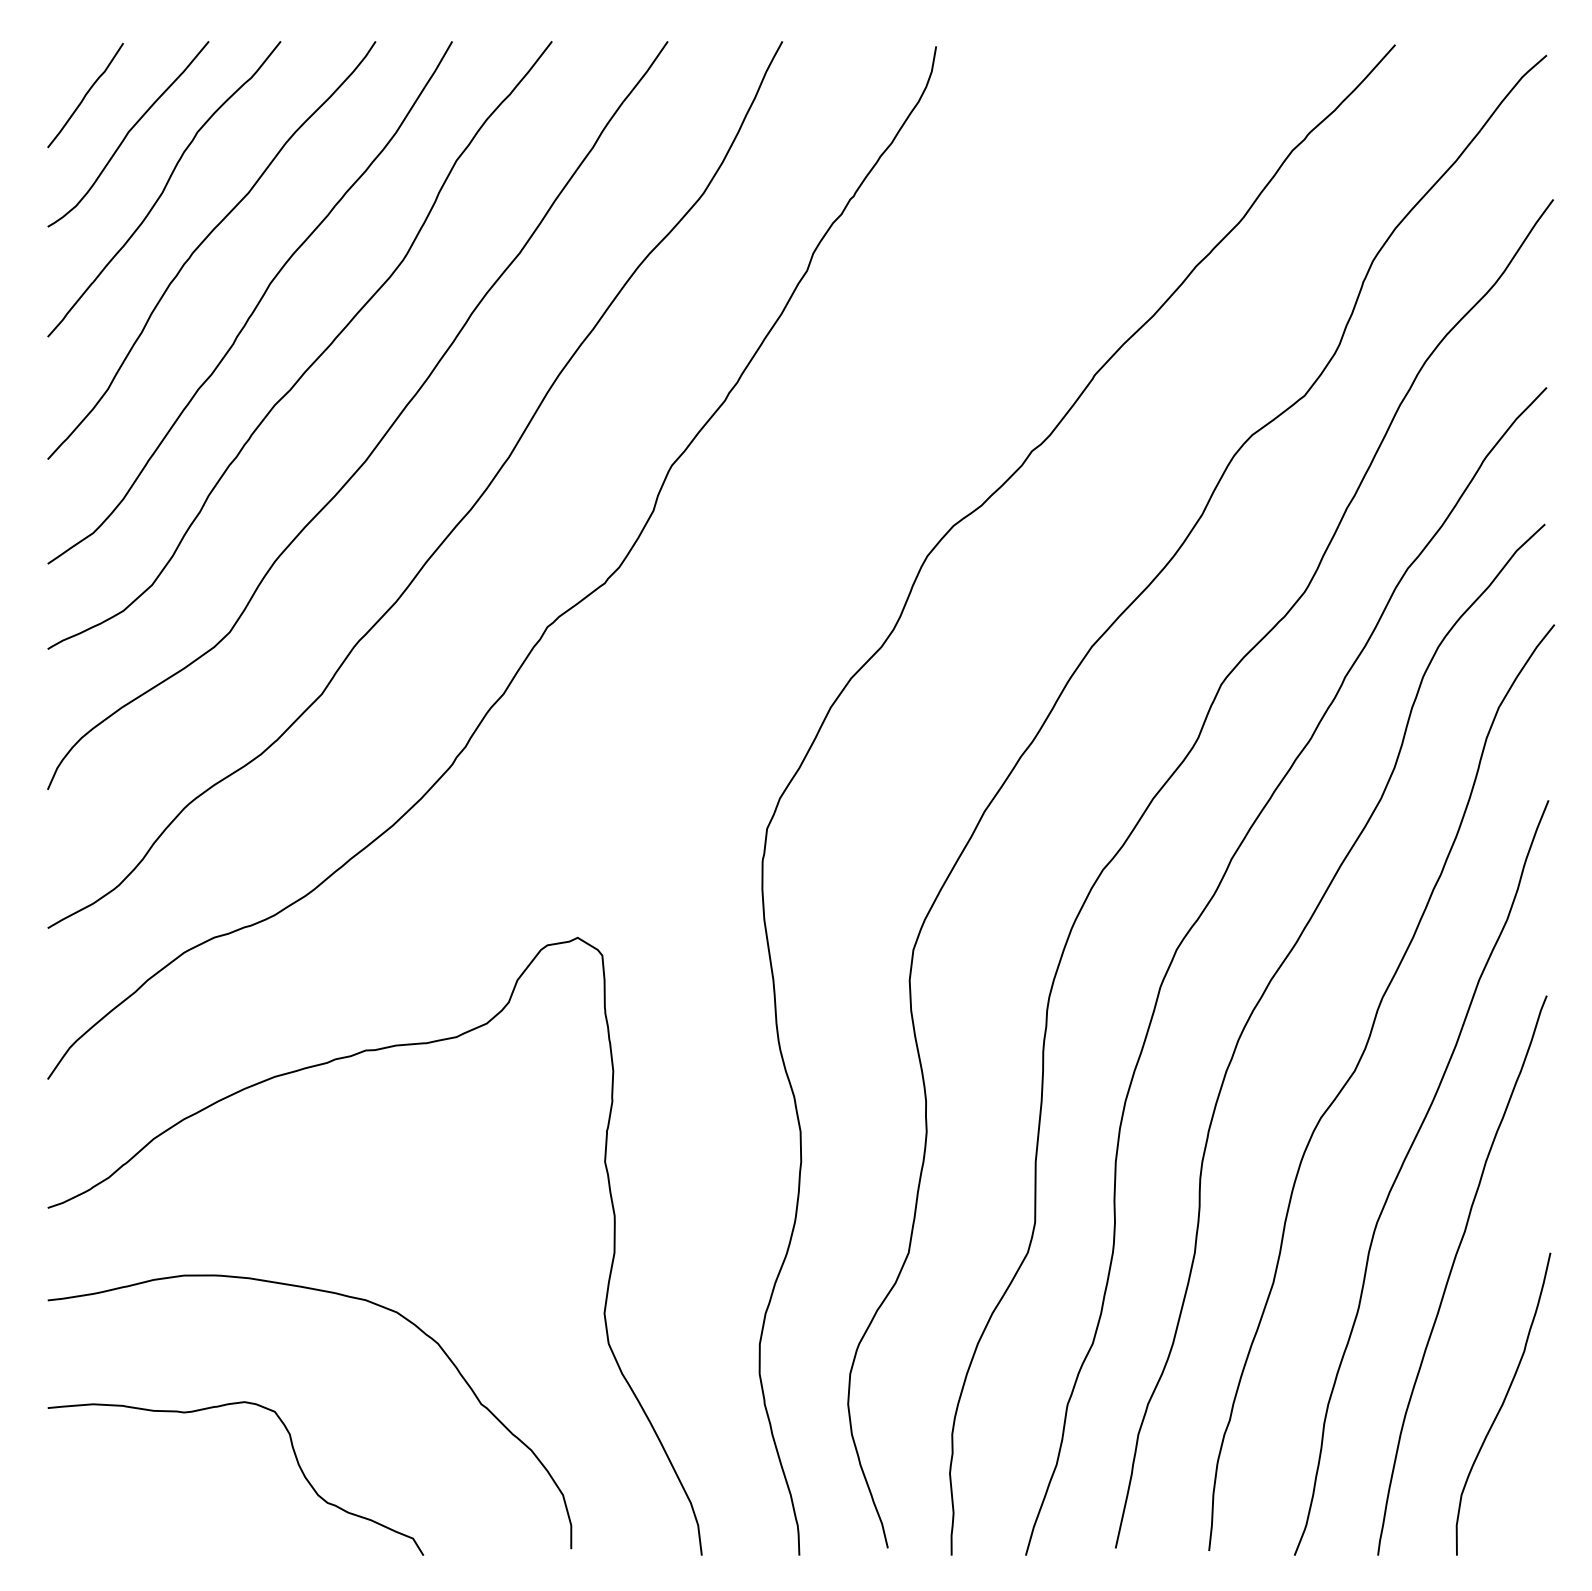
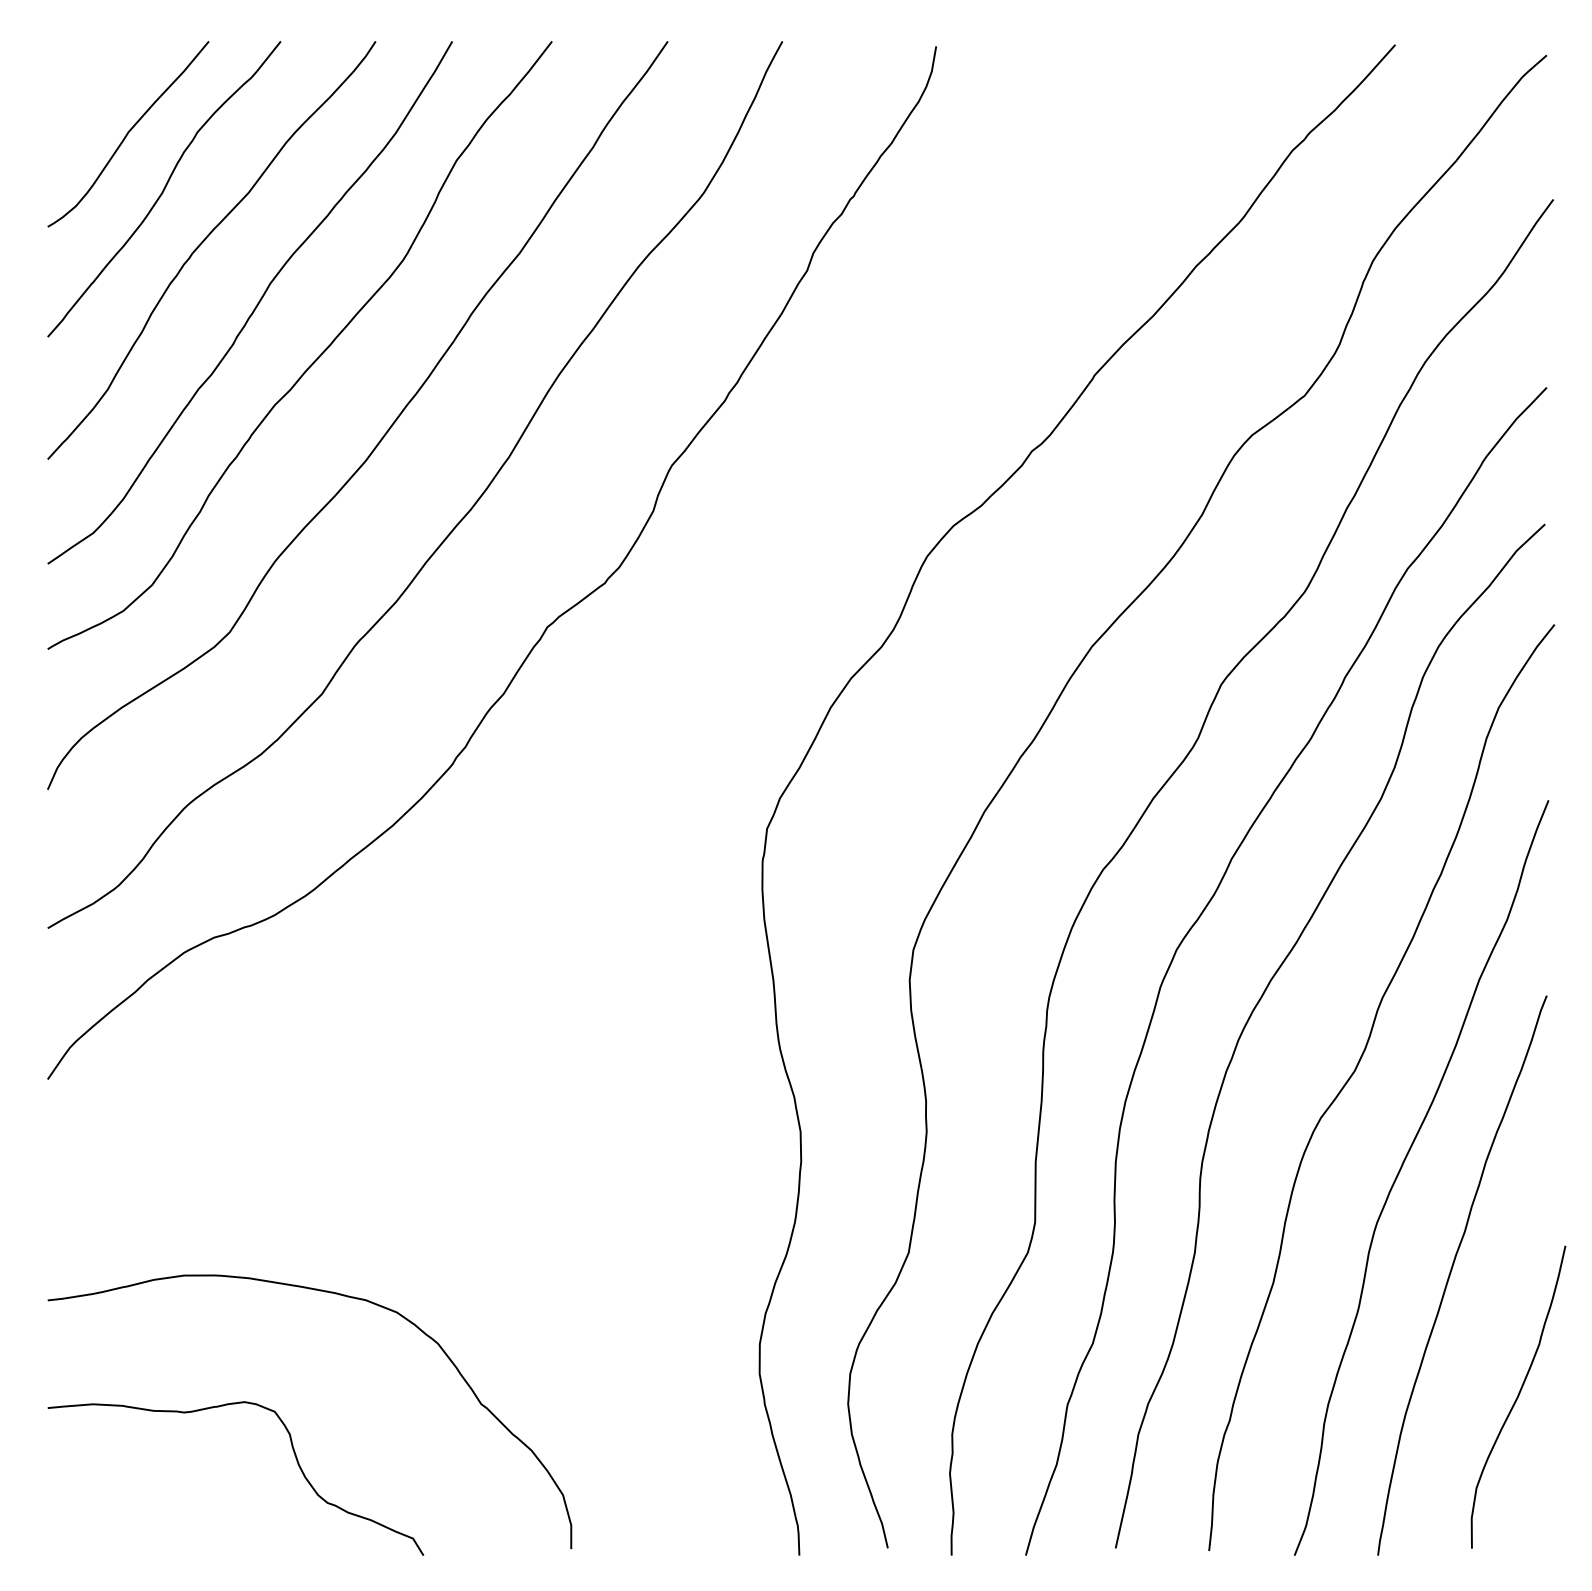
curve: present -> none (85, 95)
curve: present -> none (325, 1064)
curve position: (1503, 1403) -> (1518, 1396) (1518, 1396)
